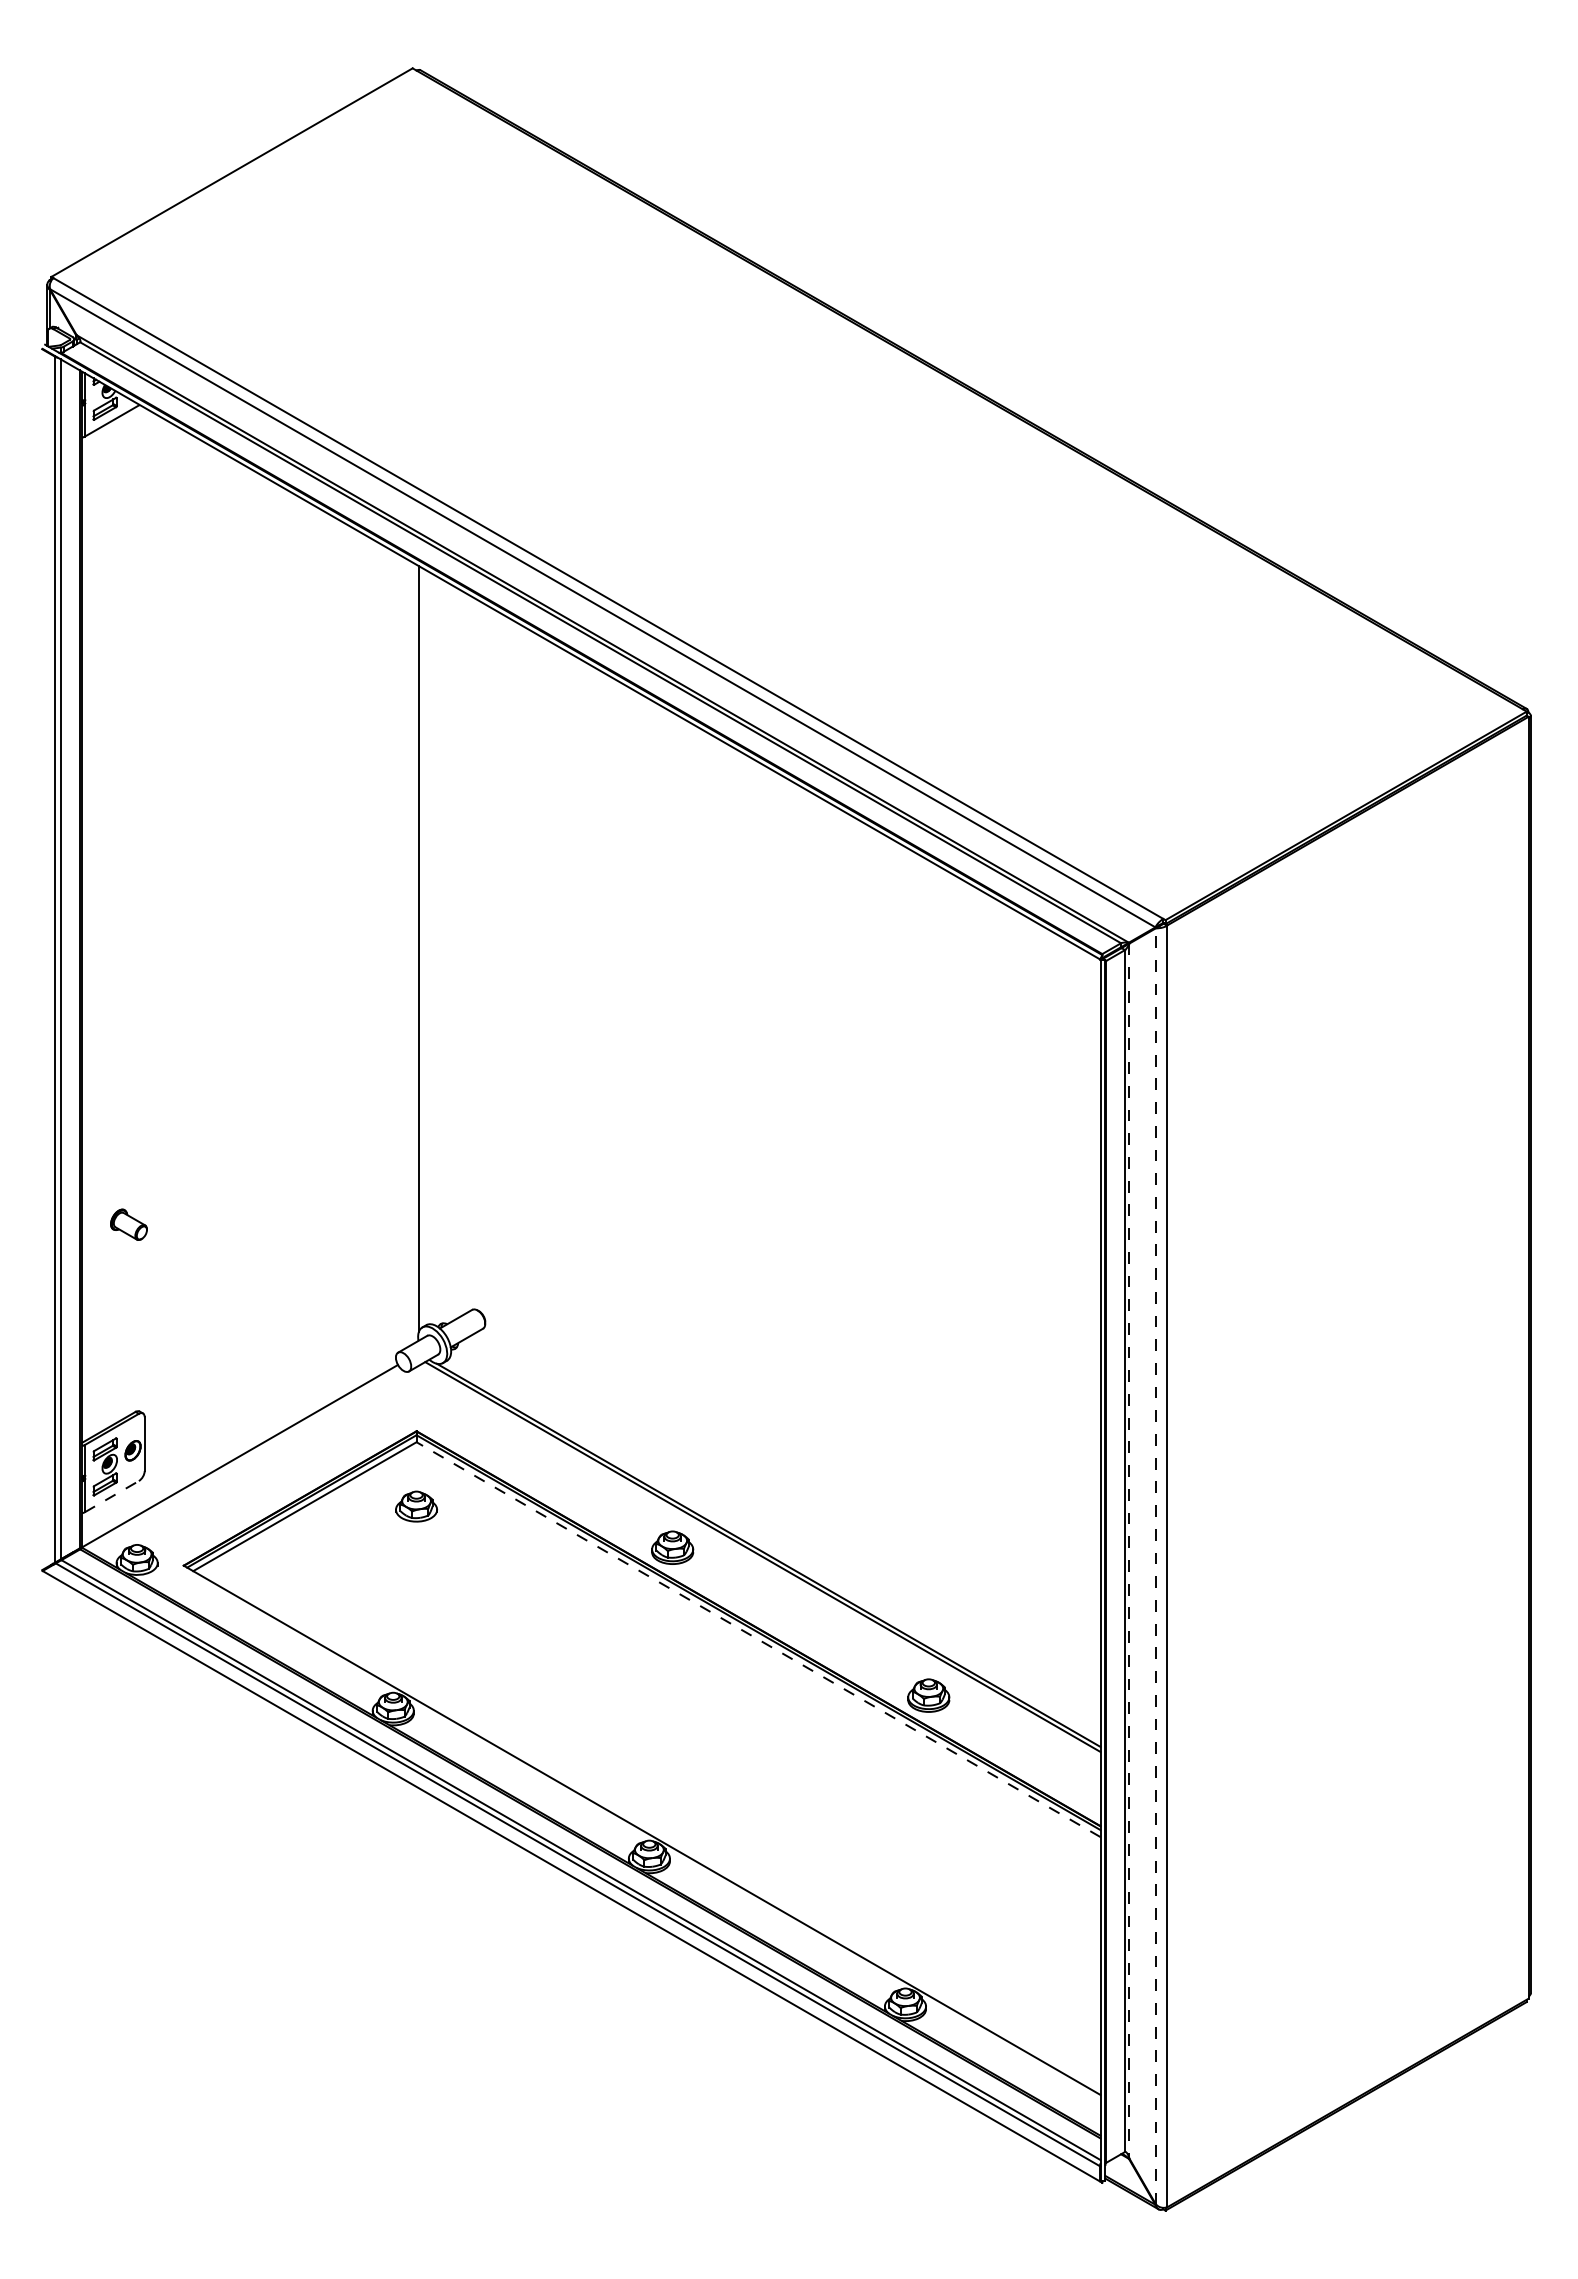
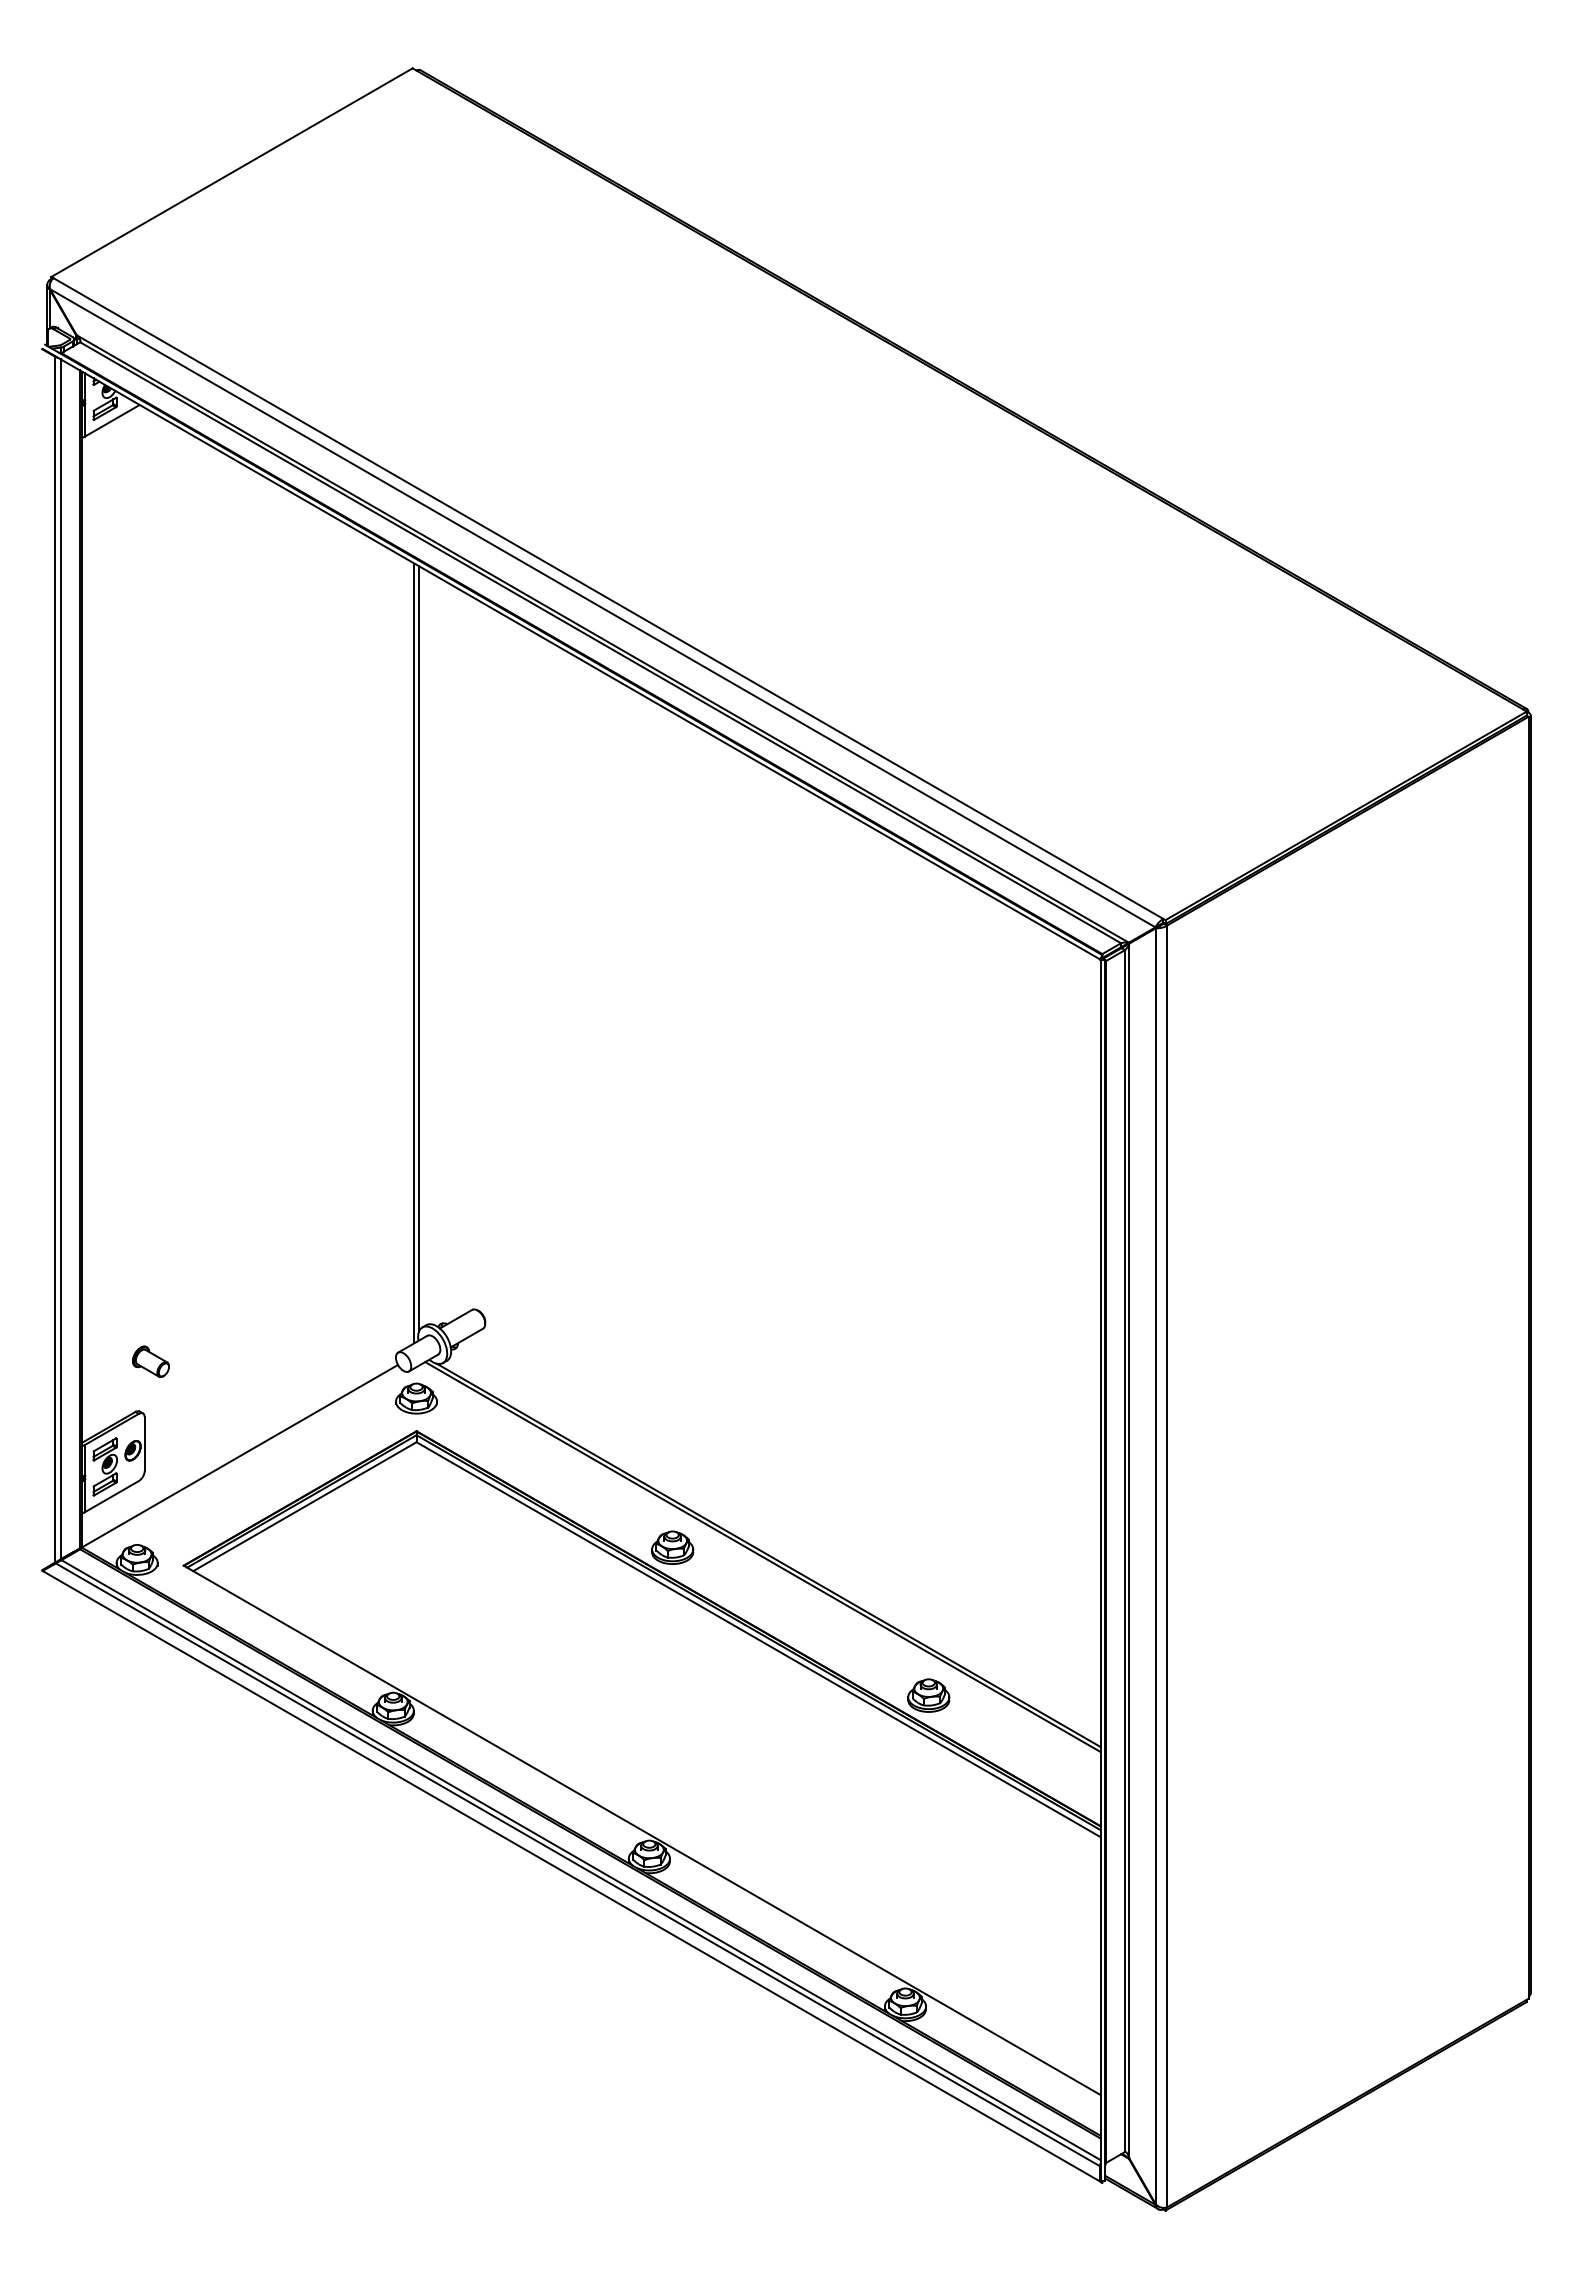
line: none -> present (414, 953)
part position: (128, 1224) -> (150, 1361) (150, 1361)
line: dashed -> solid (112, 1496)
part position: (416, 1506) -> (416, 1398) (416, 1398)
line: dashed -> solid (1129, 1551)
line: dashed -> solid (1155, 1565)
line: dashed -> solid (758, 1639)
